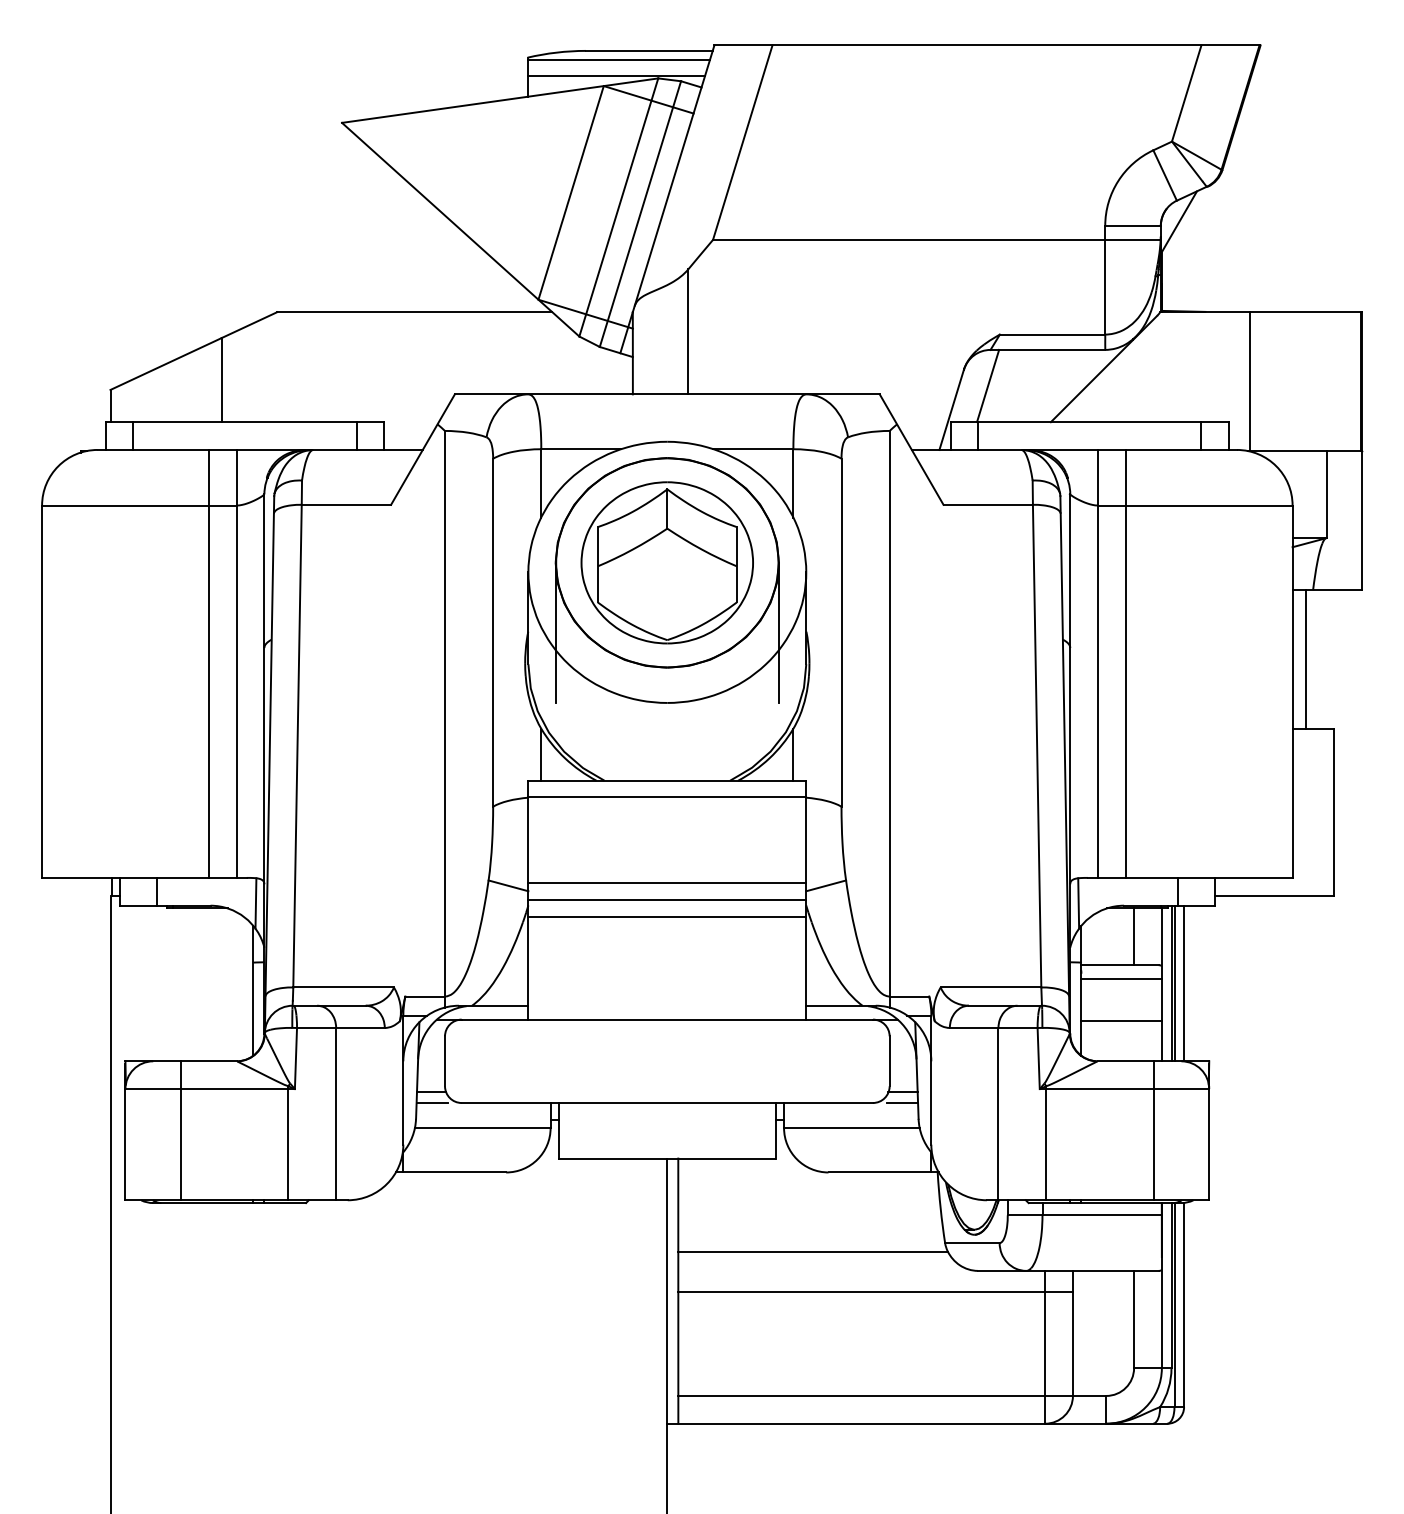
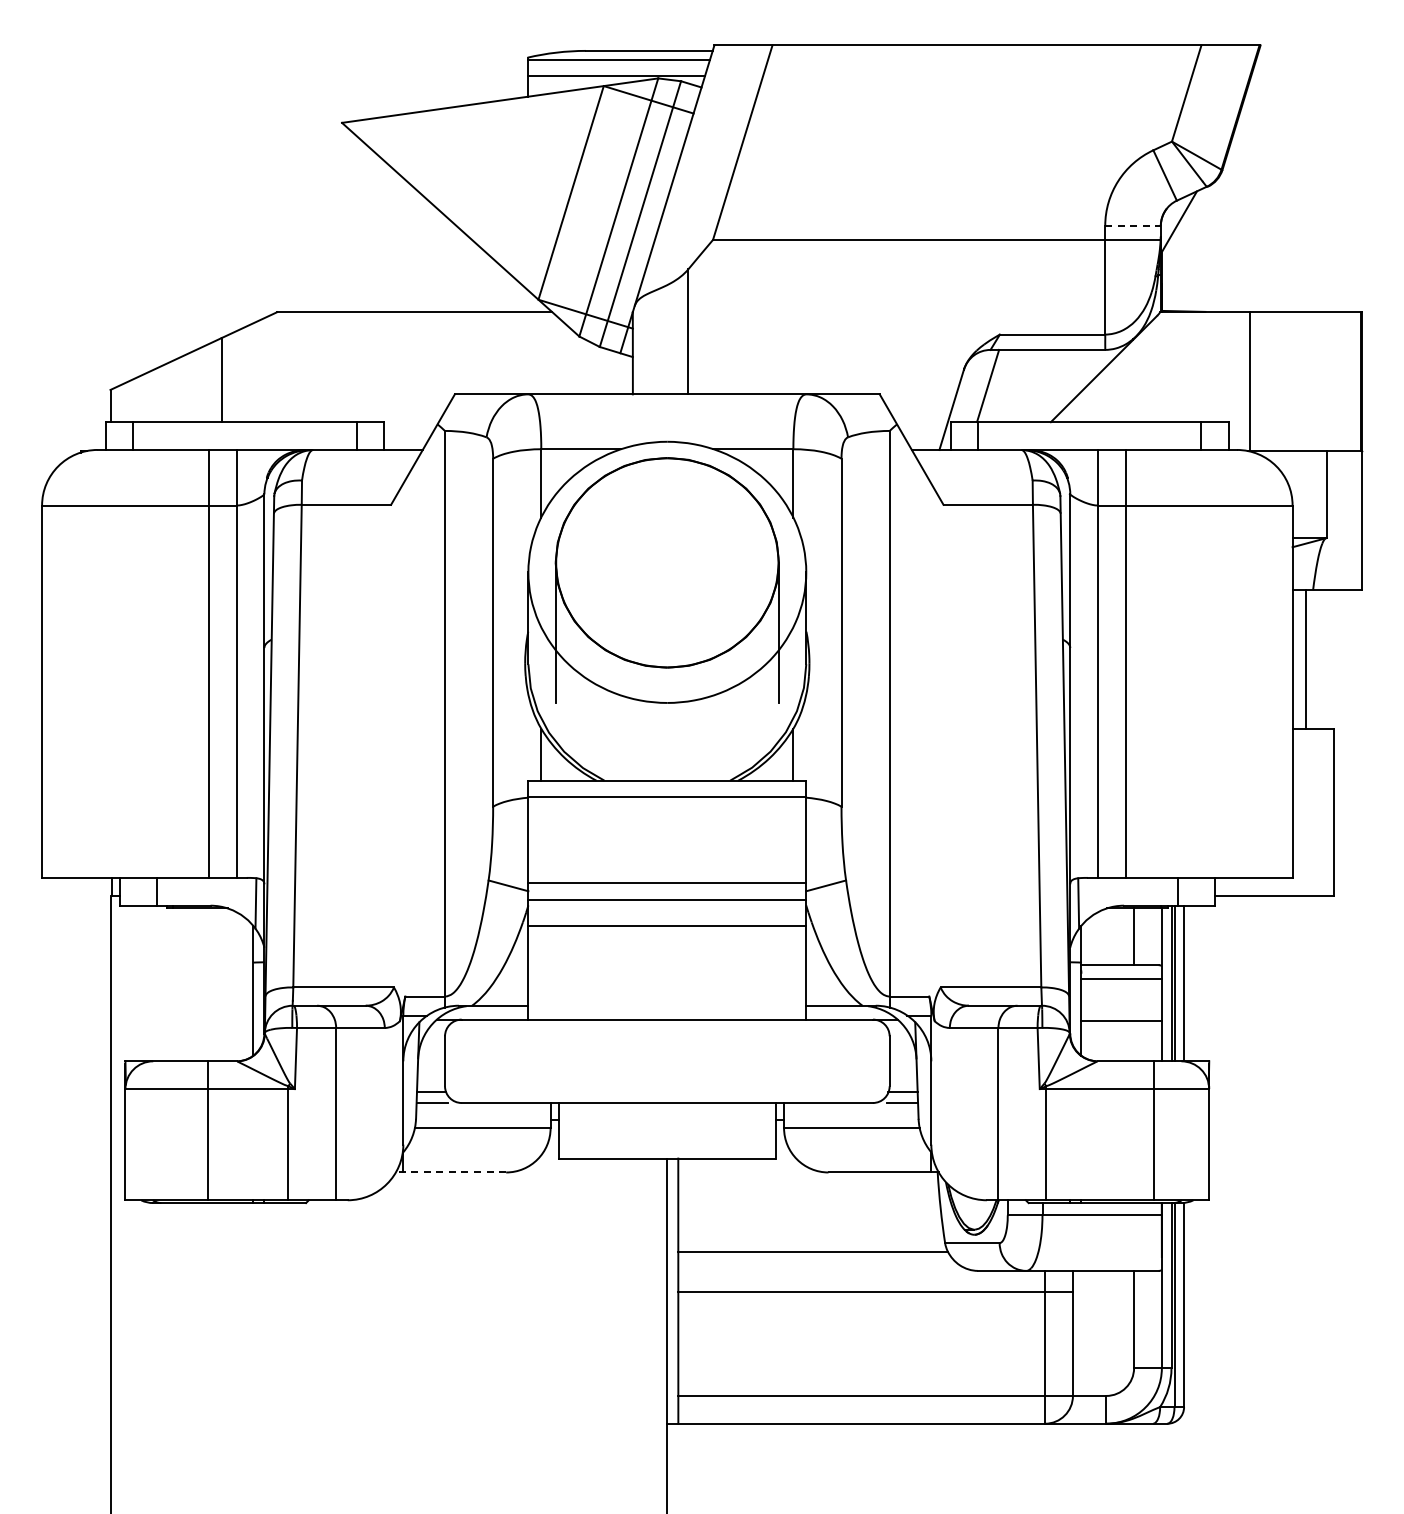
line: solid -> dashed (1133, 225)
part: present -> none (666, 562)
line position: (667, 916) -> (667, 925) (667, 925)
line position: (181, 1130) -> (208, 1130) (208, 1130)
line: solid -> dashed (450, 1172)
